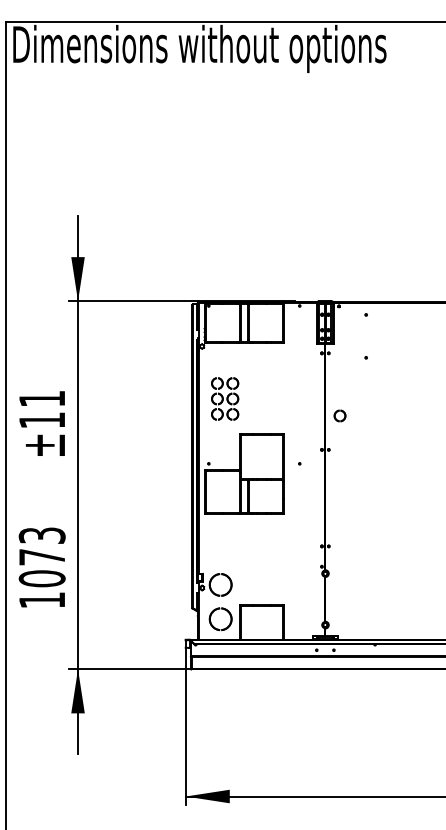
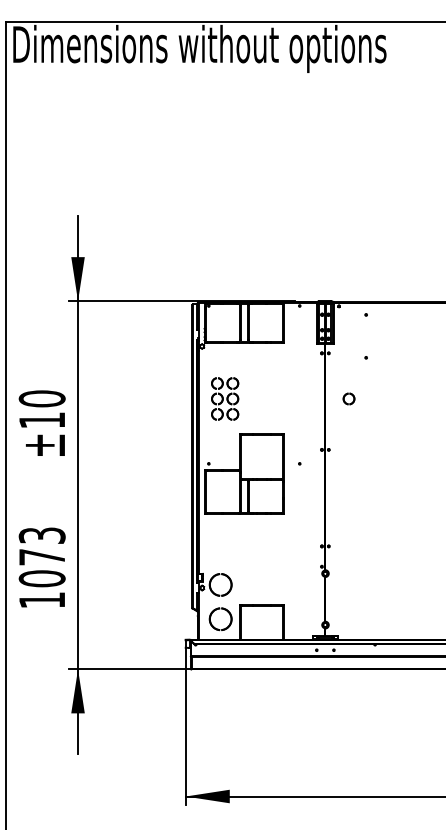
text: ±11 -> ±10 (41, 398)
part position: (339, 415) -> (348, 398) (348, 398)
